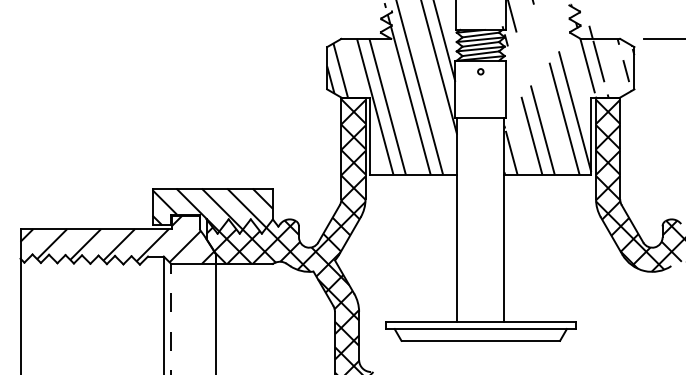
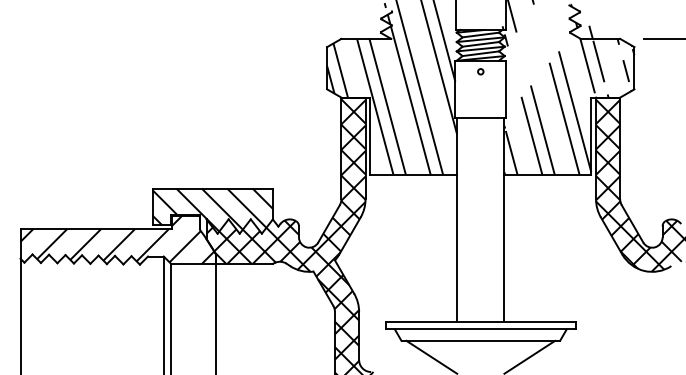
line: dashed -> solid (171, 318)
line: none -> present (429, 355)
line: none -> present (531, 355)
